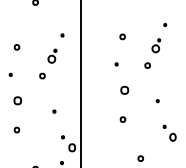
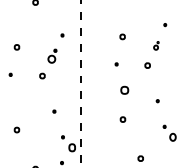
part size: 11x16 px -> 7x10 px (156, 45)
line: solid -> dashed (81, 84)
part: present -> none (17, 100)
